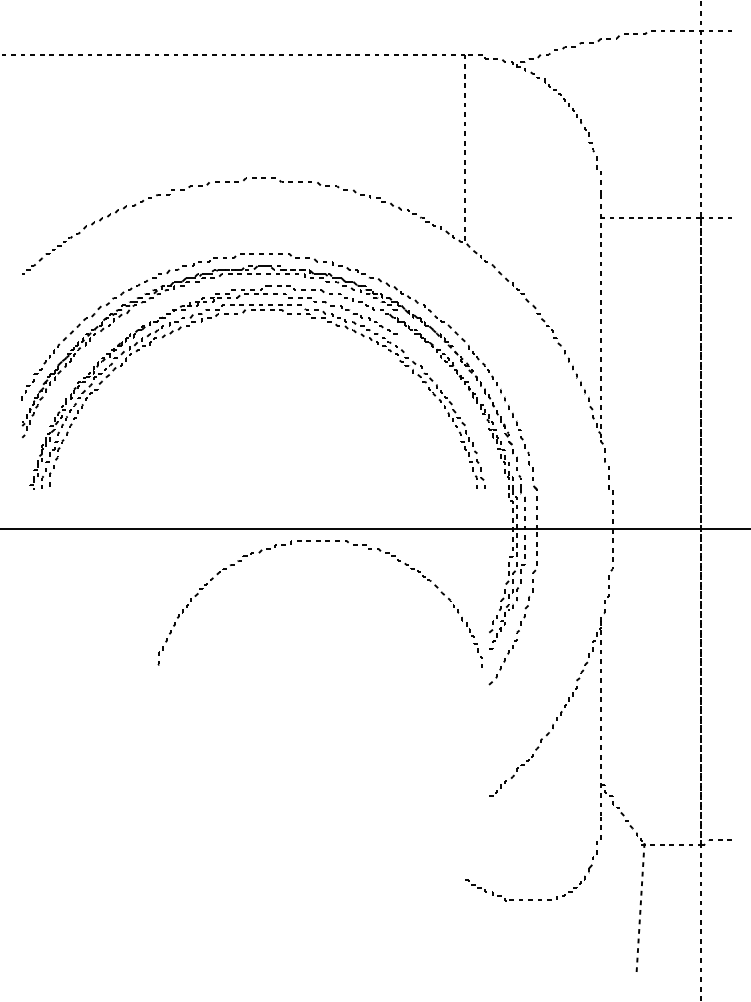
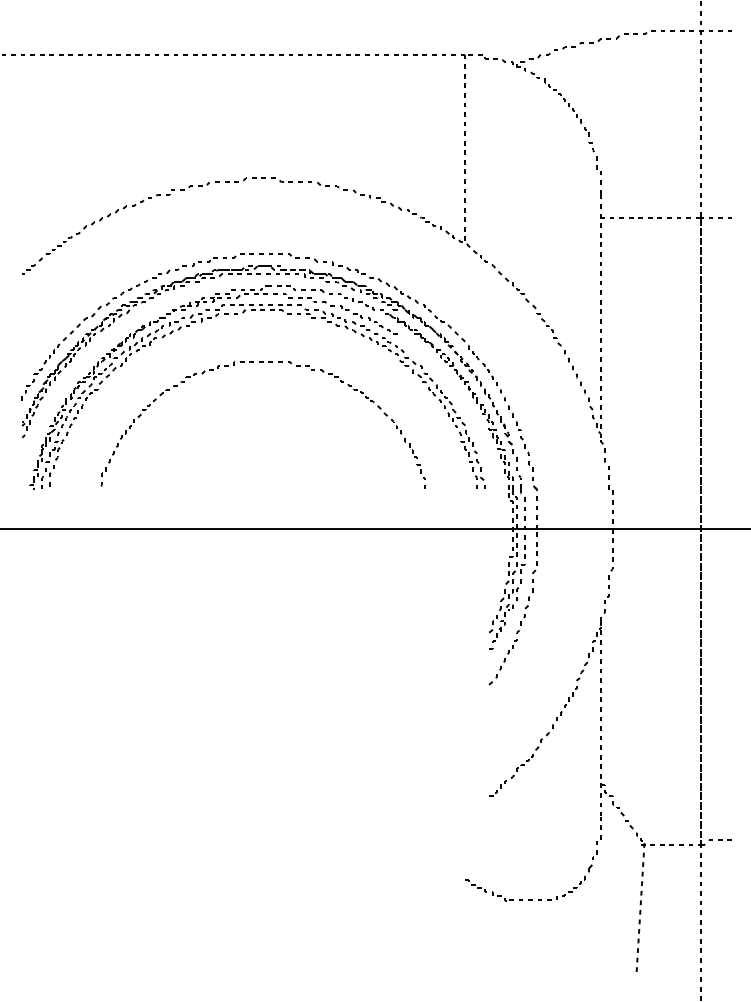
curve position: (319, 541) -> (262, 362) (262, 362)
